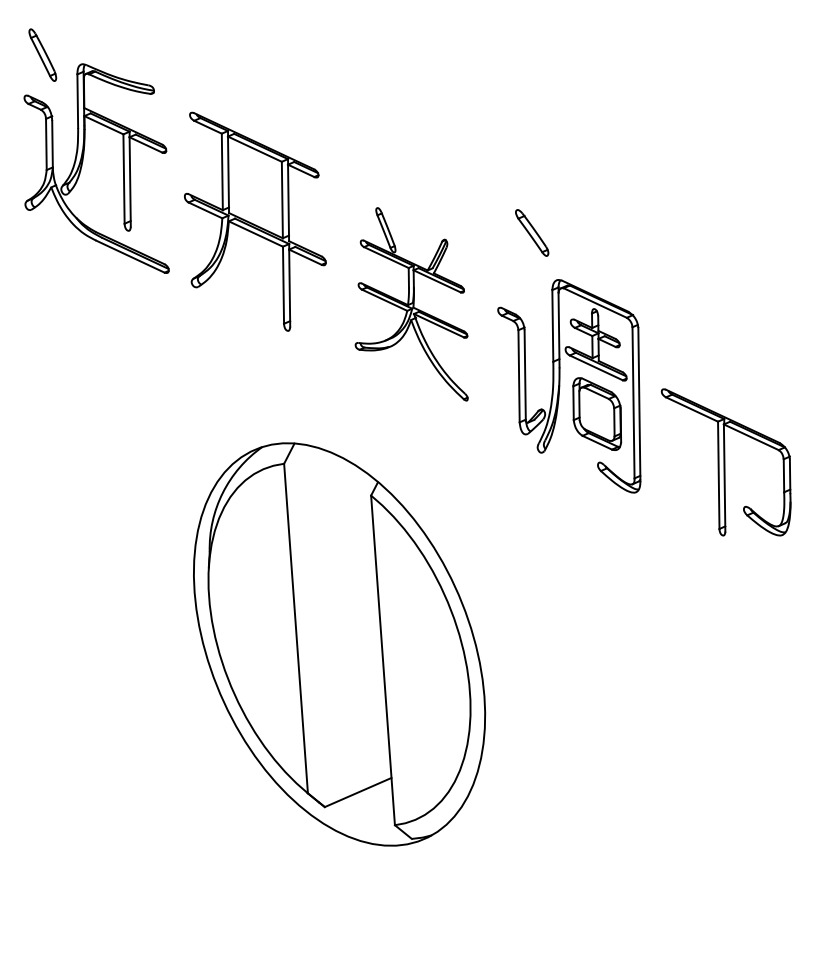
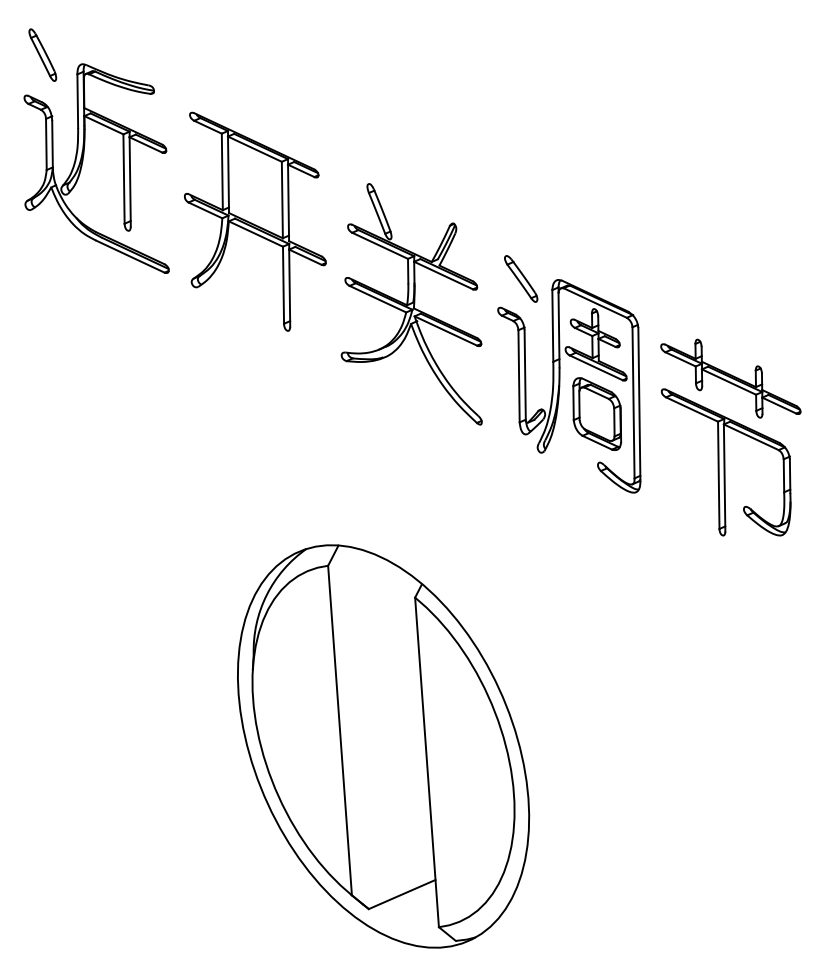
part position: (532, 232) -> (521, 278) (521, 278)
part size: 115x195 px -> 143x243 px (411, 304)
part: none -> present (730, 378)
part position: (339, 644) -> (383, 746) (383, 746)
